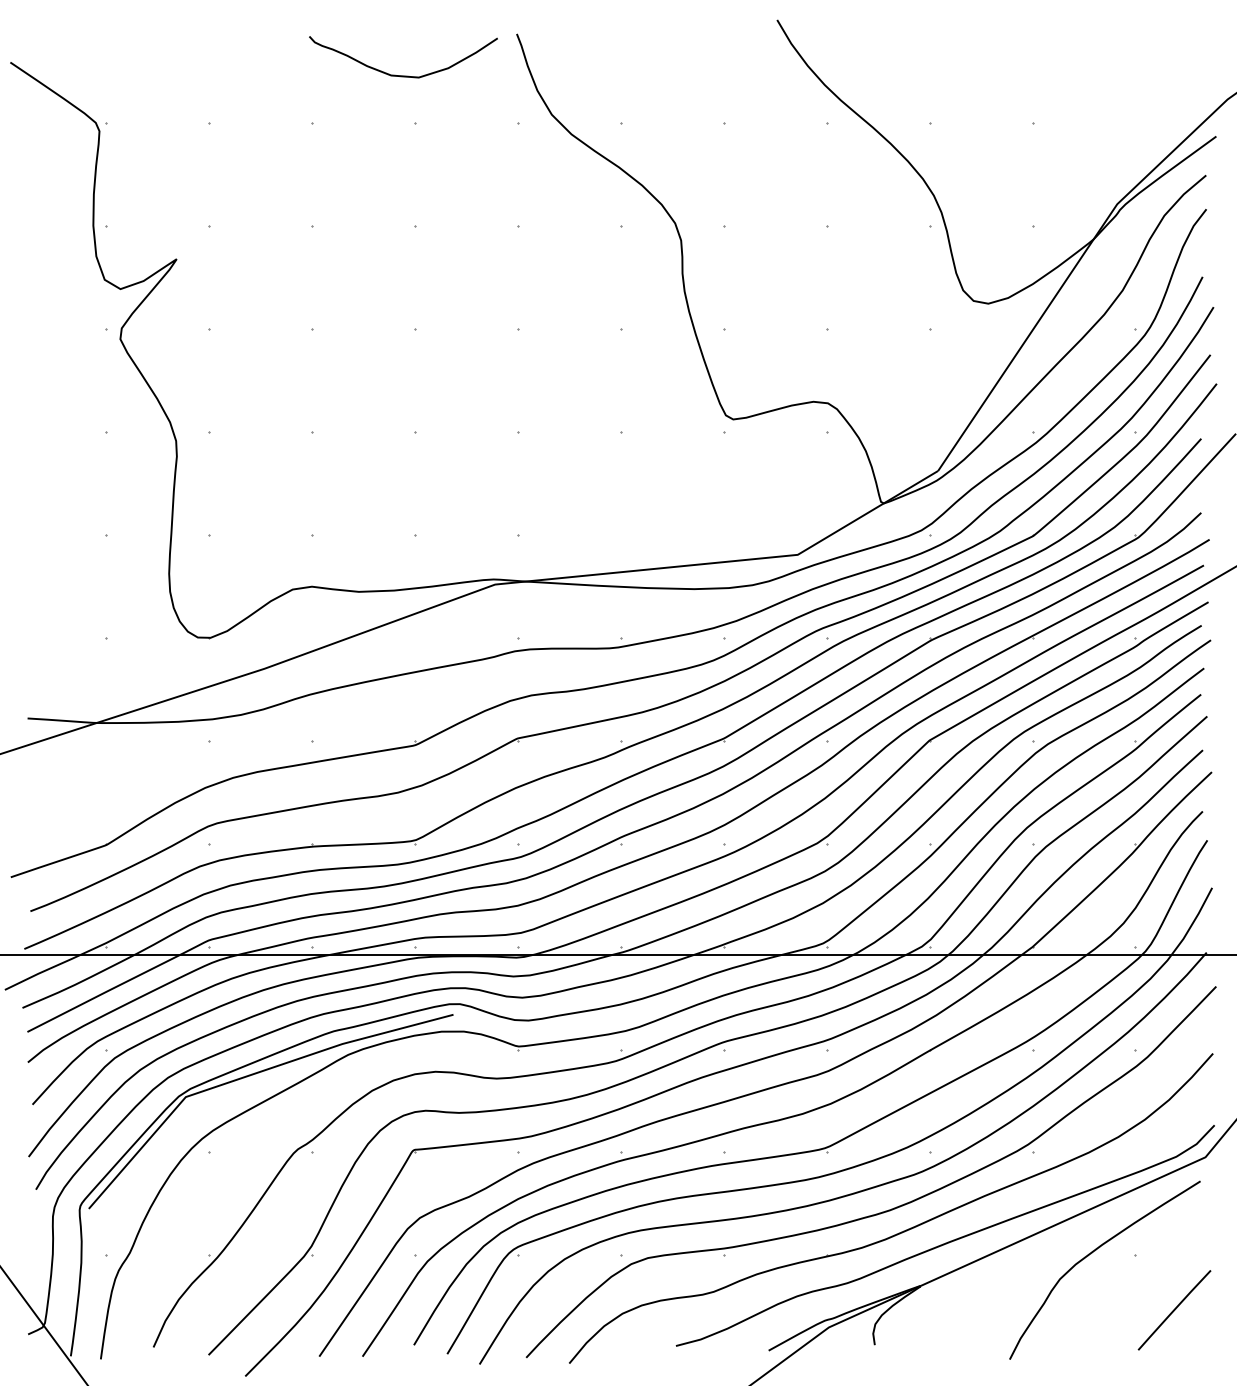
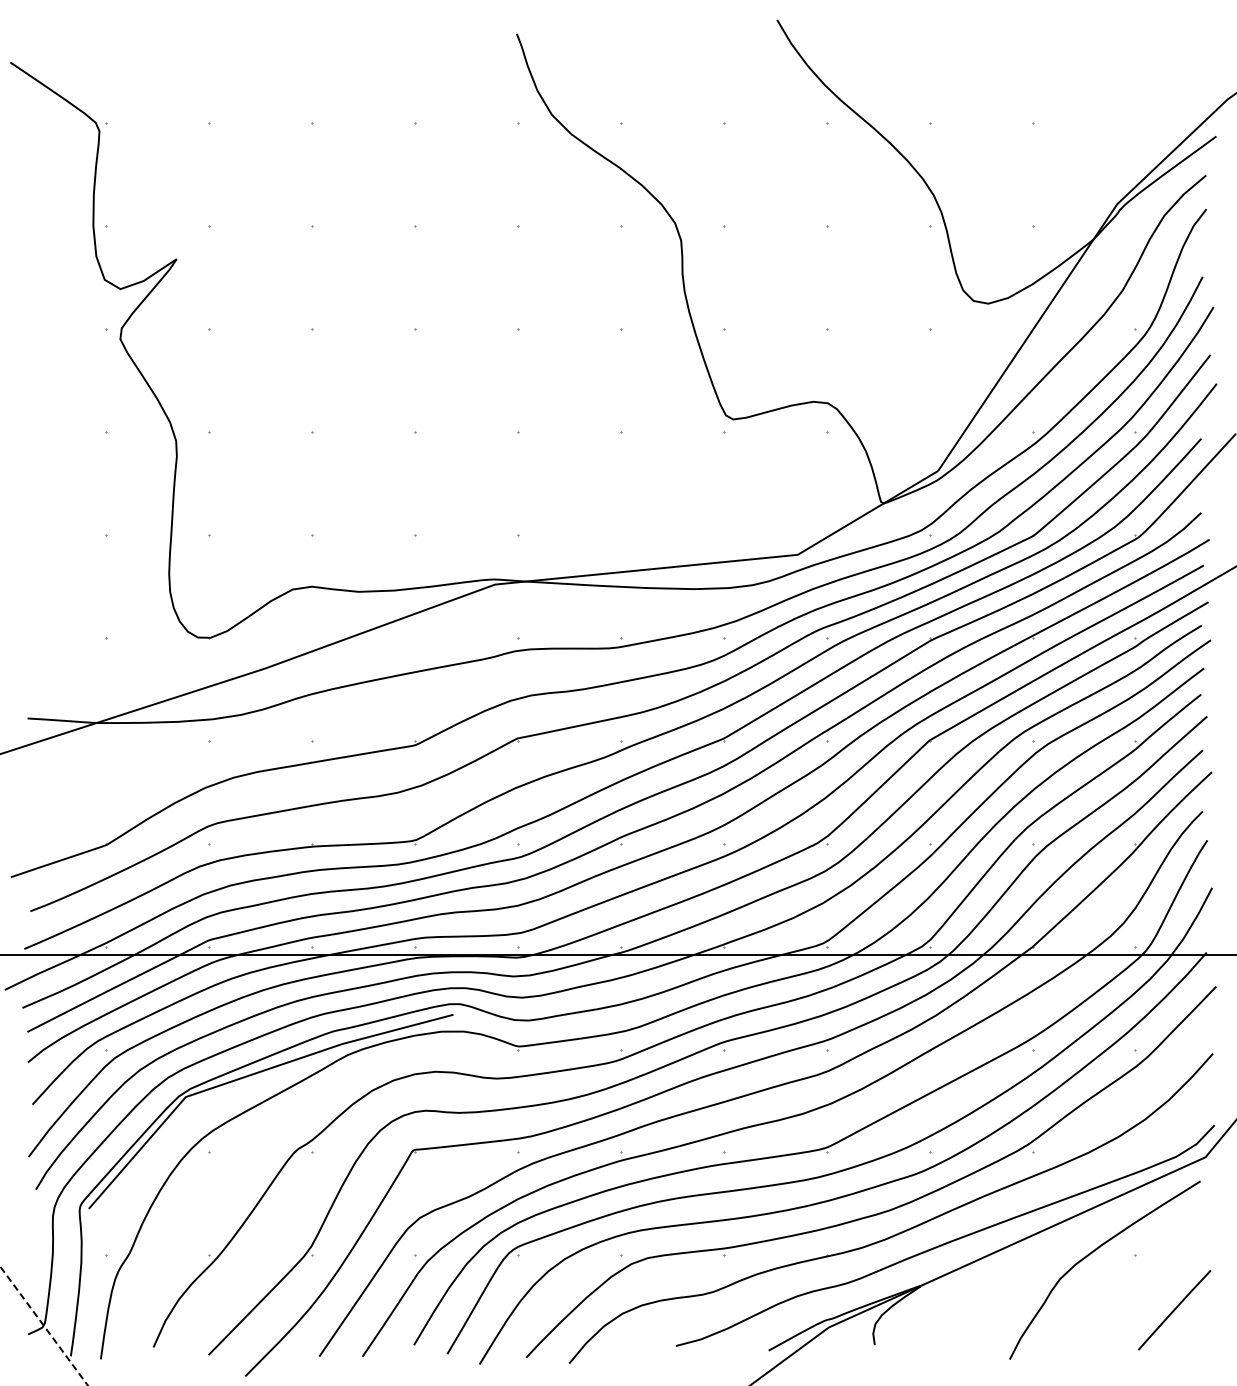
curve: present -> none (403, 75)
line: solid -> dashed (43, 1325)
